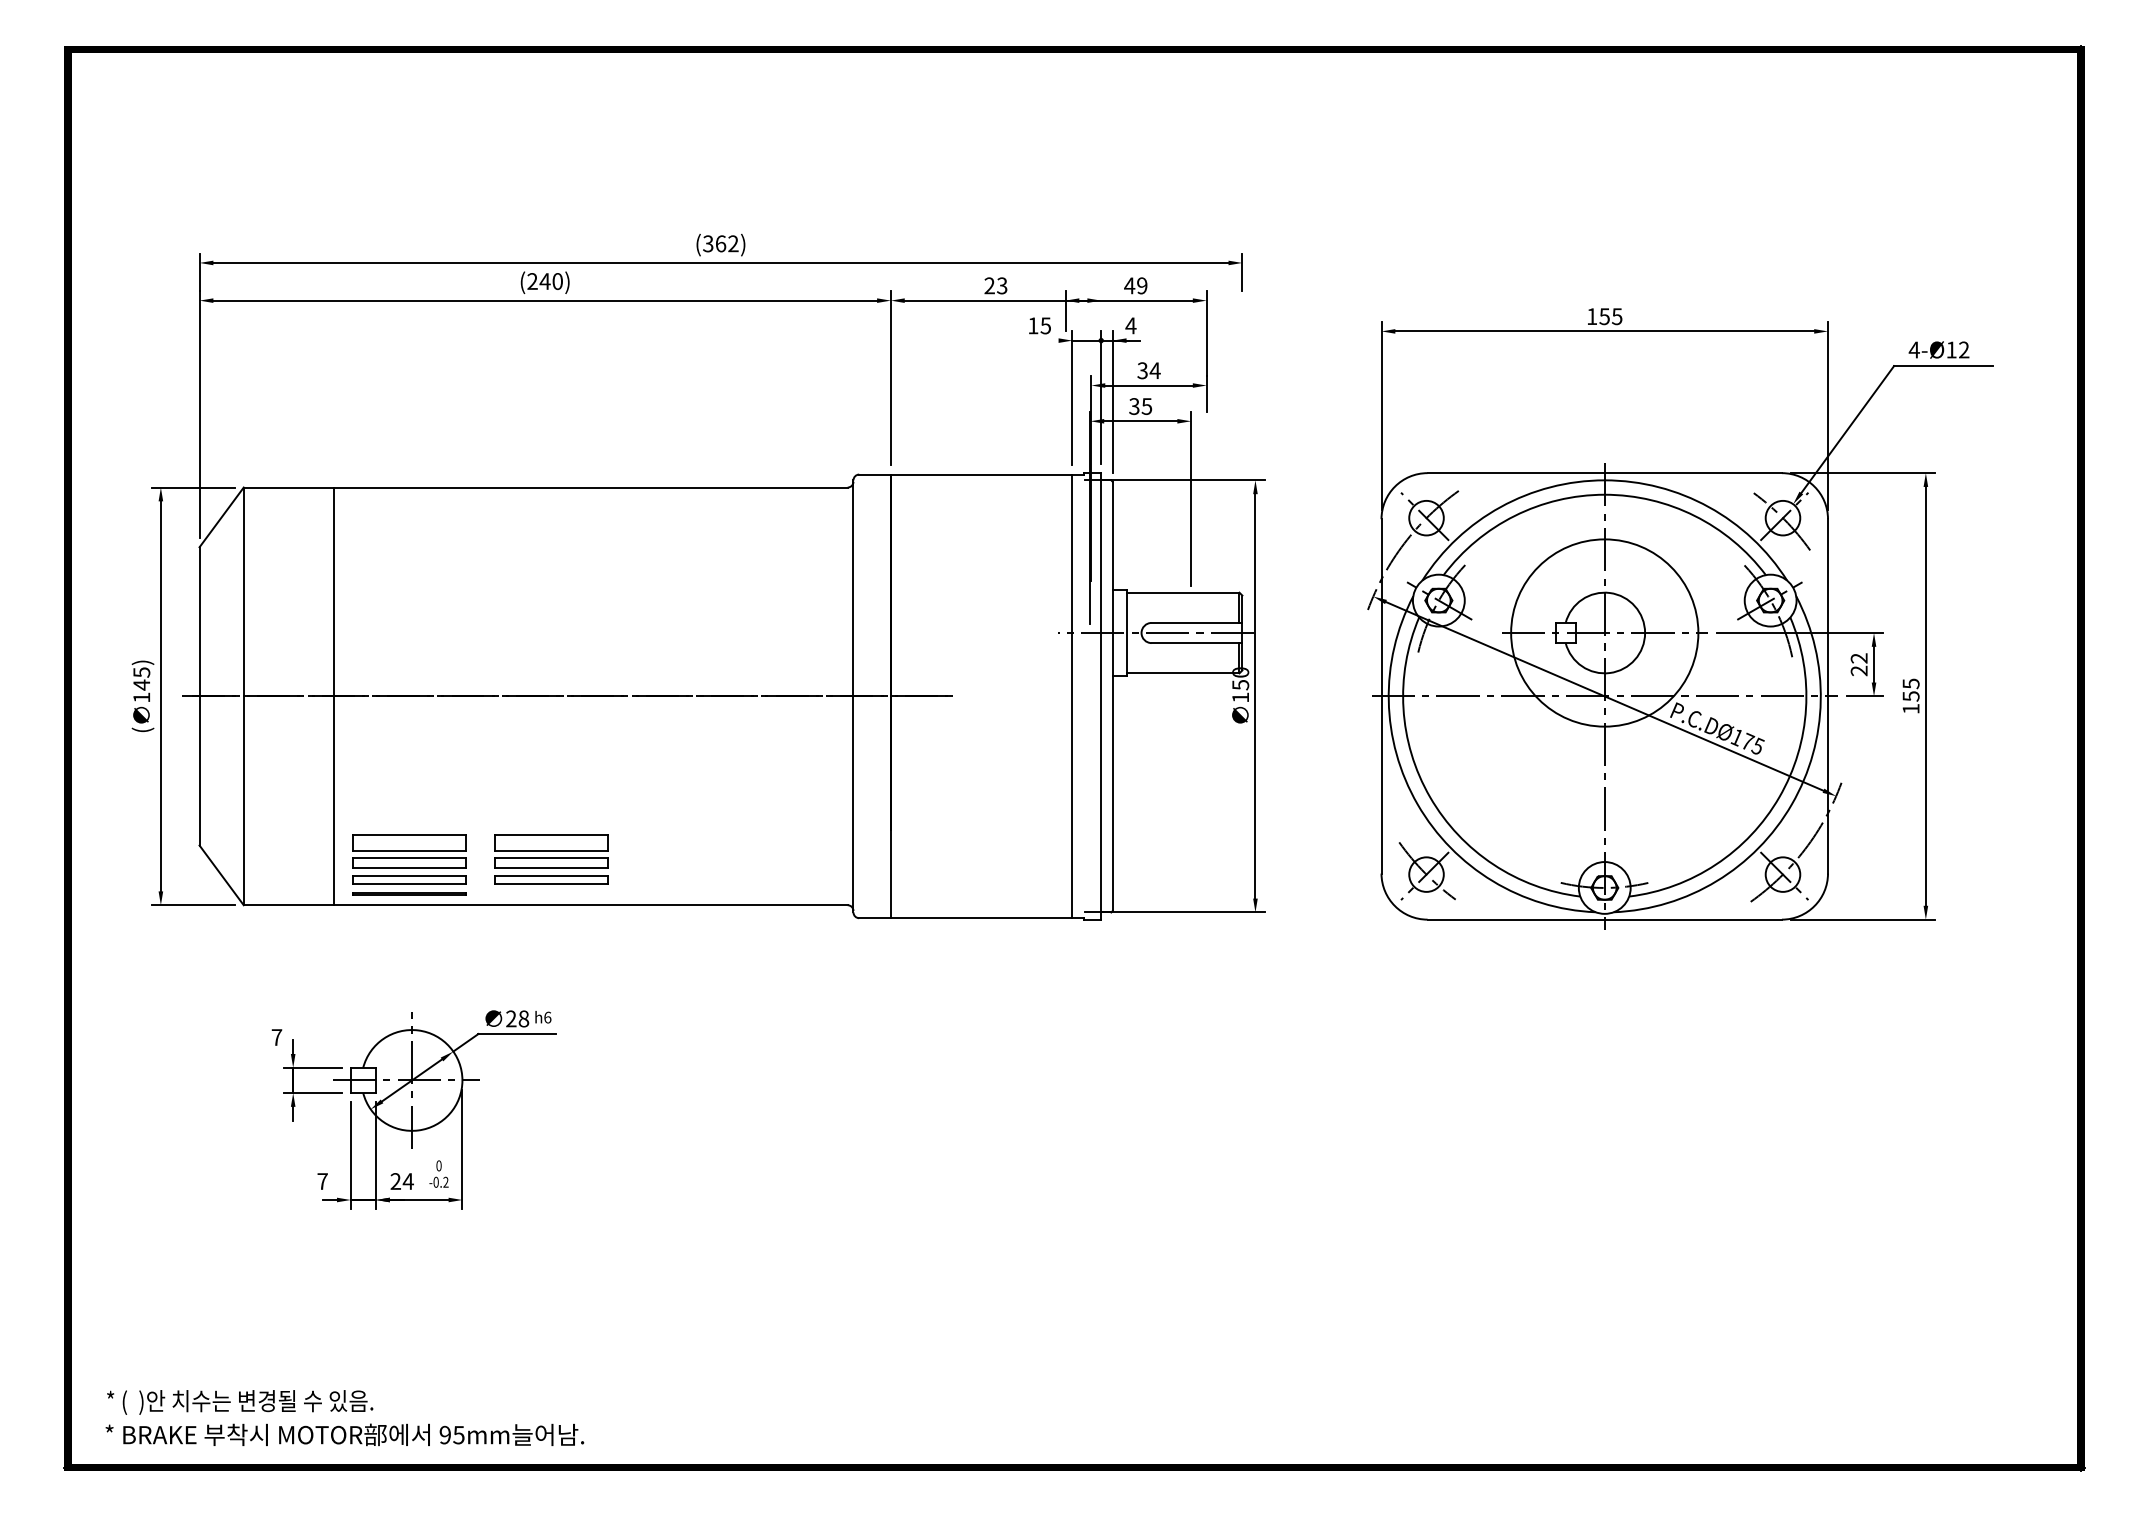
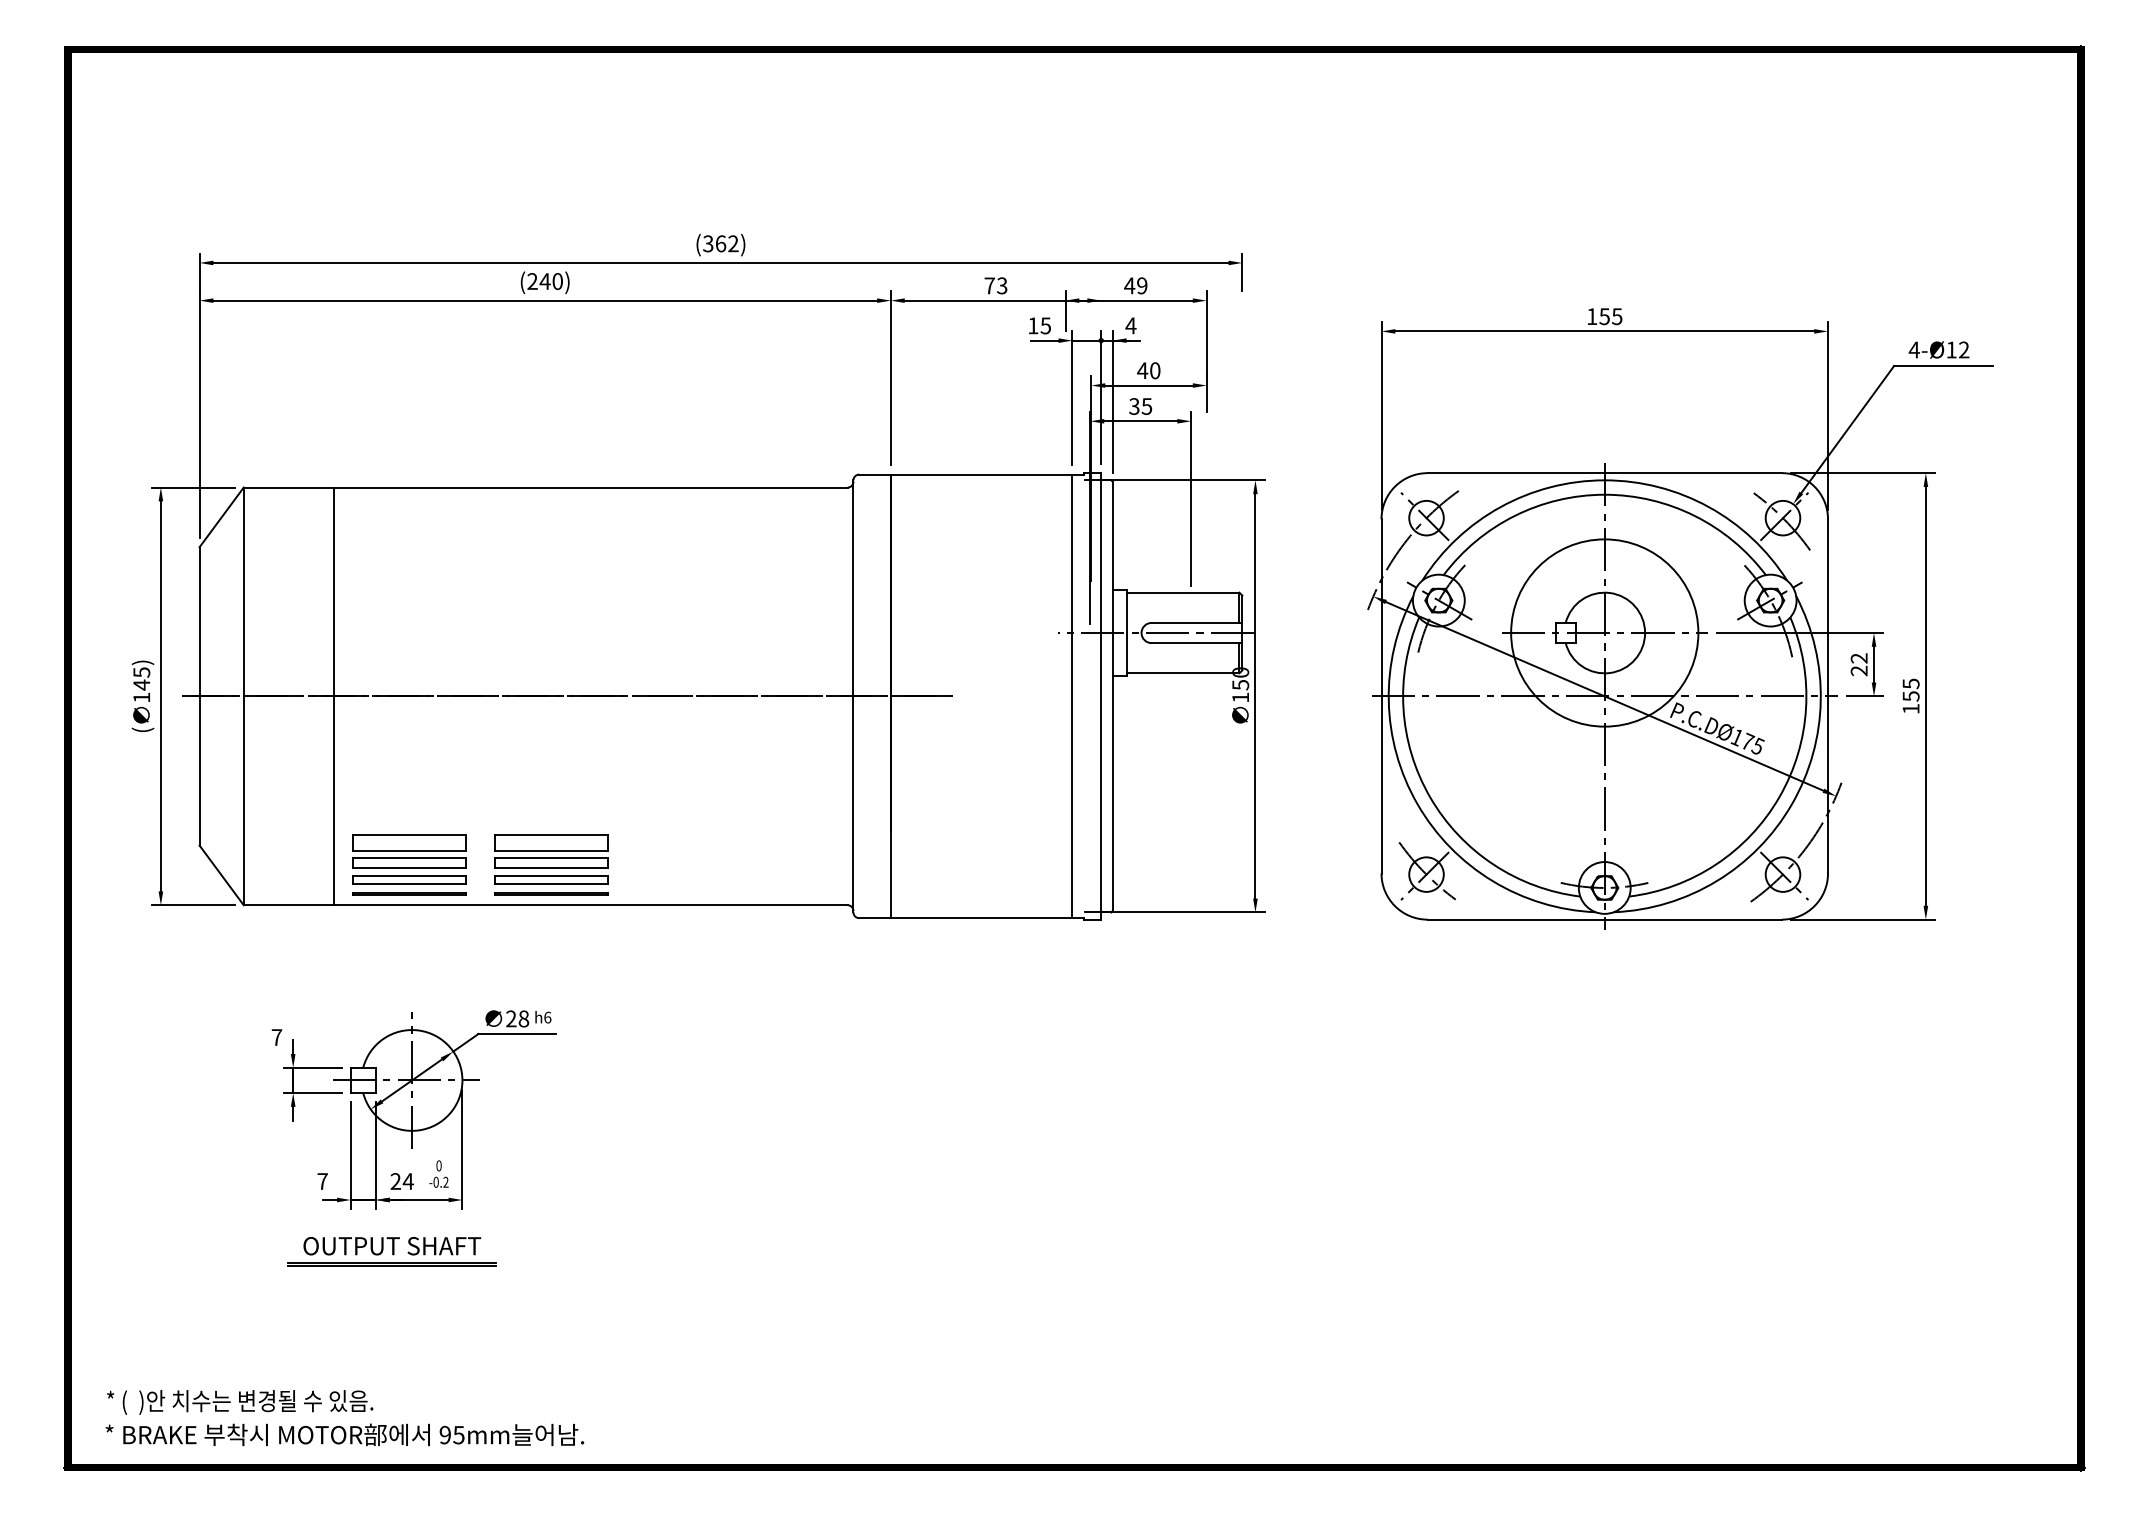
text: 23 -> 73 (989, 285)
line: none -> present (1044, 340)
text: 34 -> 40 (1148, 370)
line: none -> present (551, 893)
part: none -> present (391, 1251)
